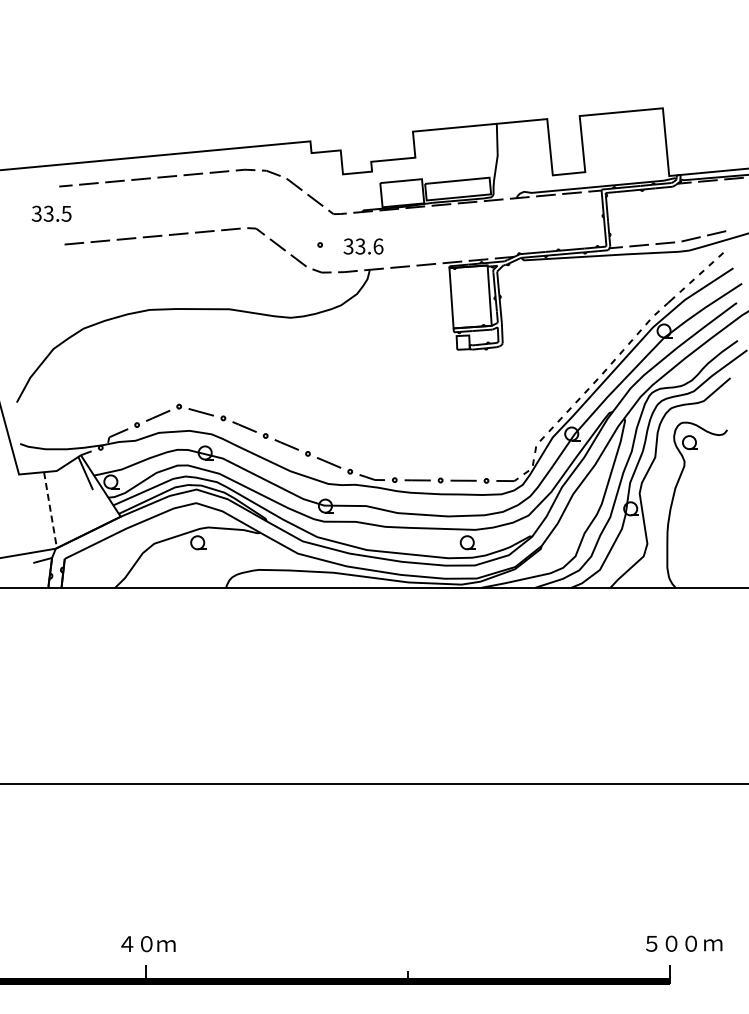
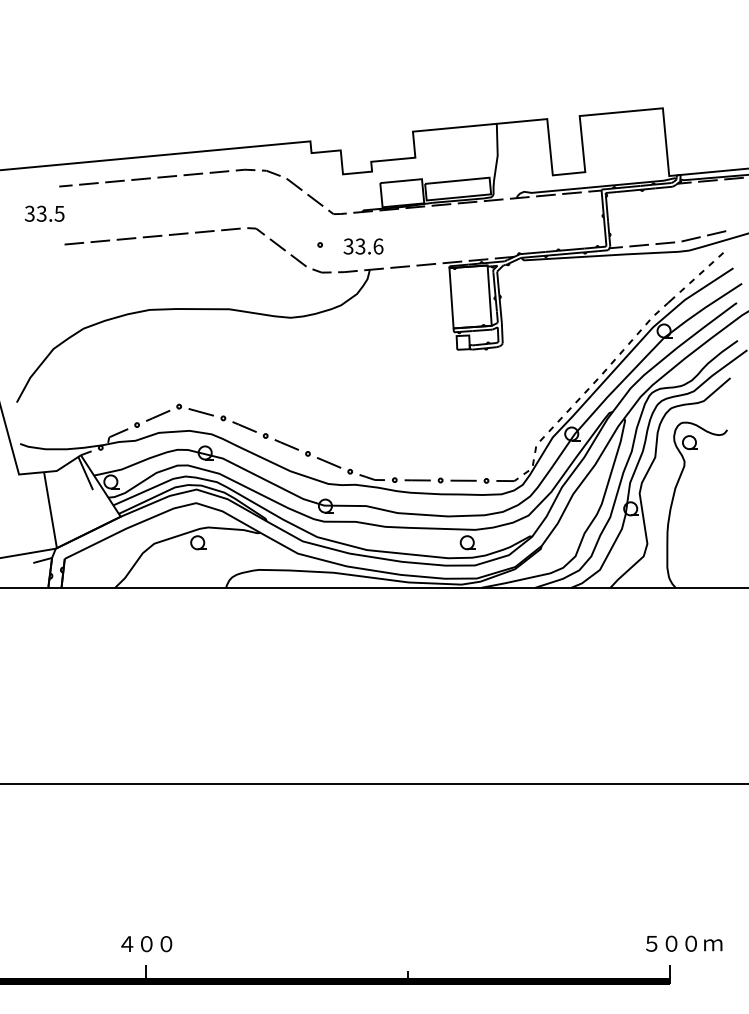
text position: (51, 213) -> (44, 213) (44, 213)
line: dashed -> solid (50, 510)
text: ｍ -> ０ (166, 944)
